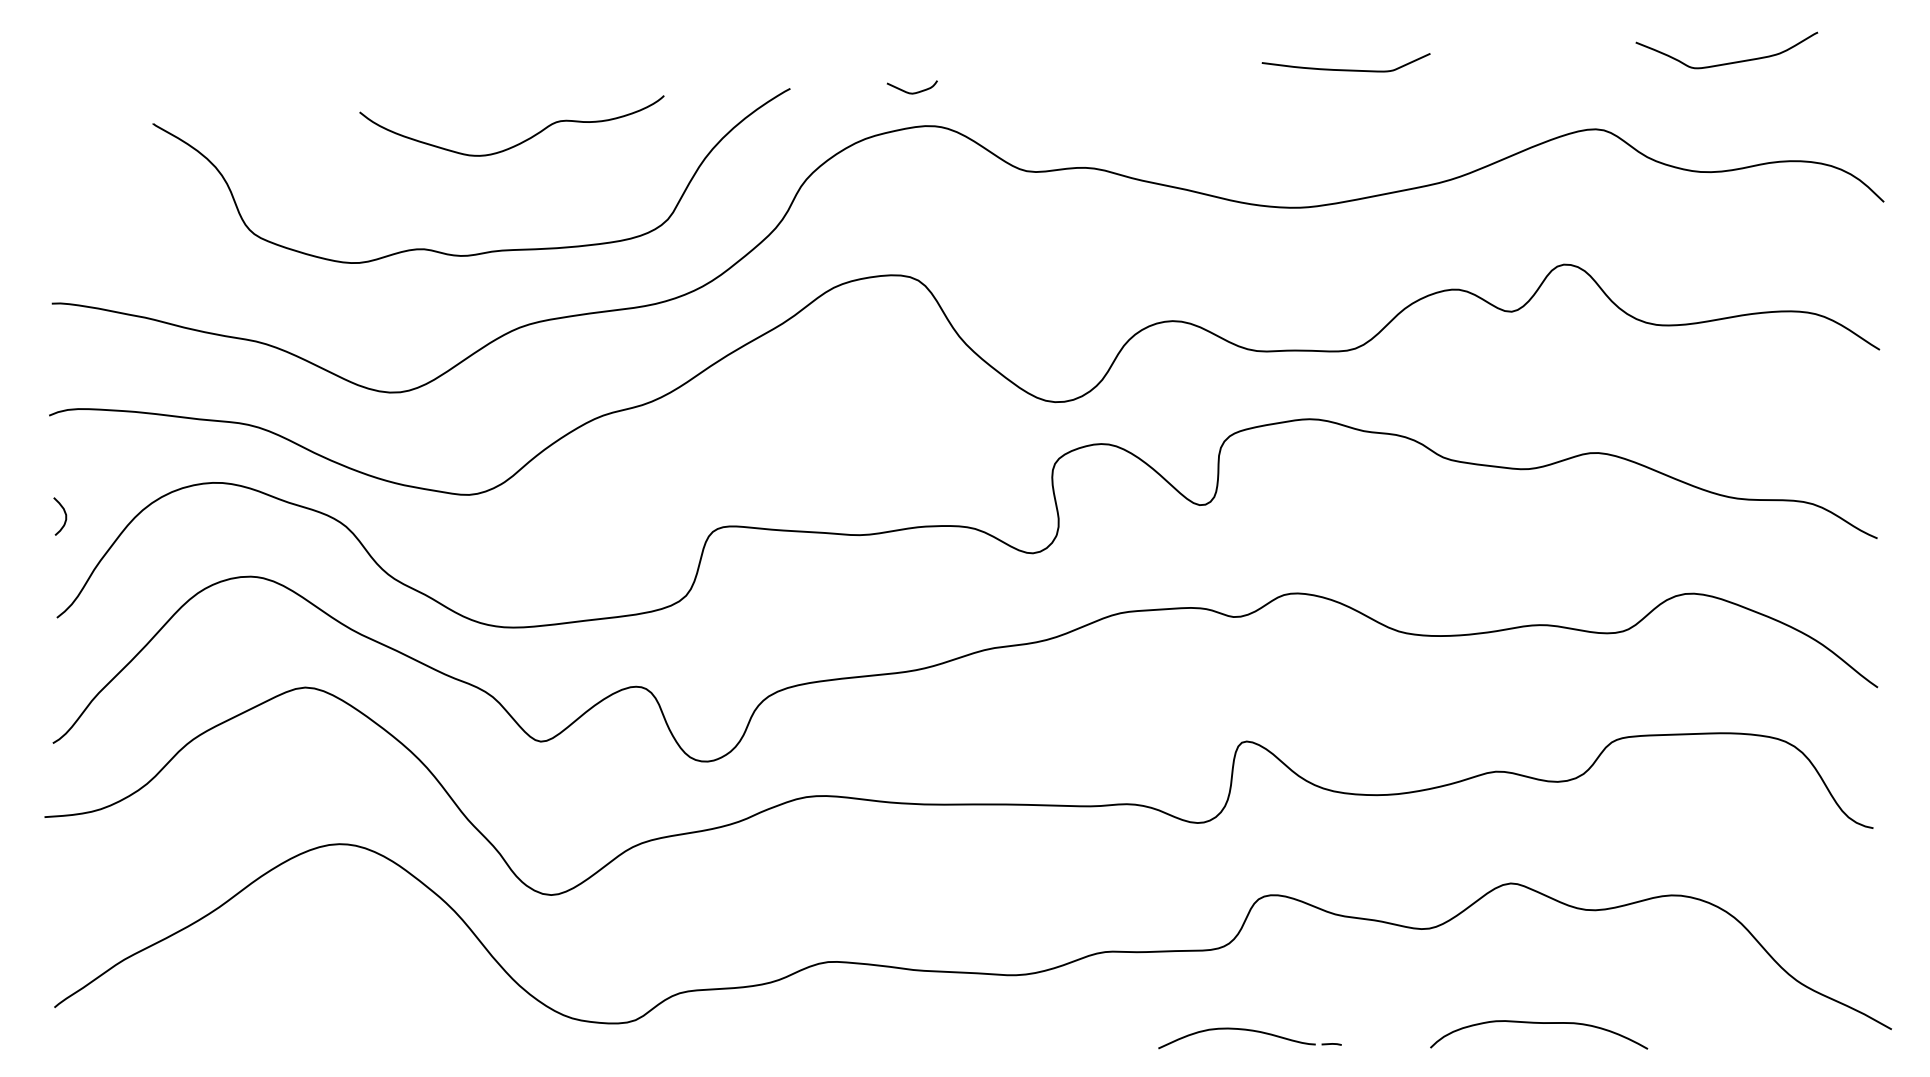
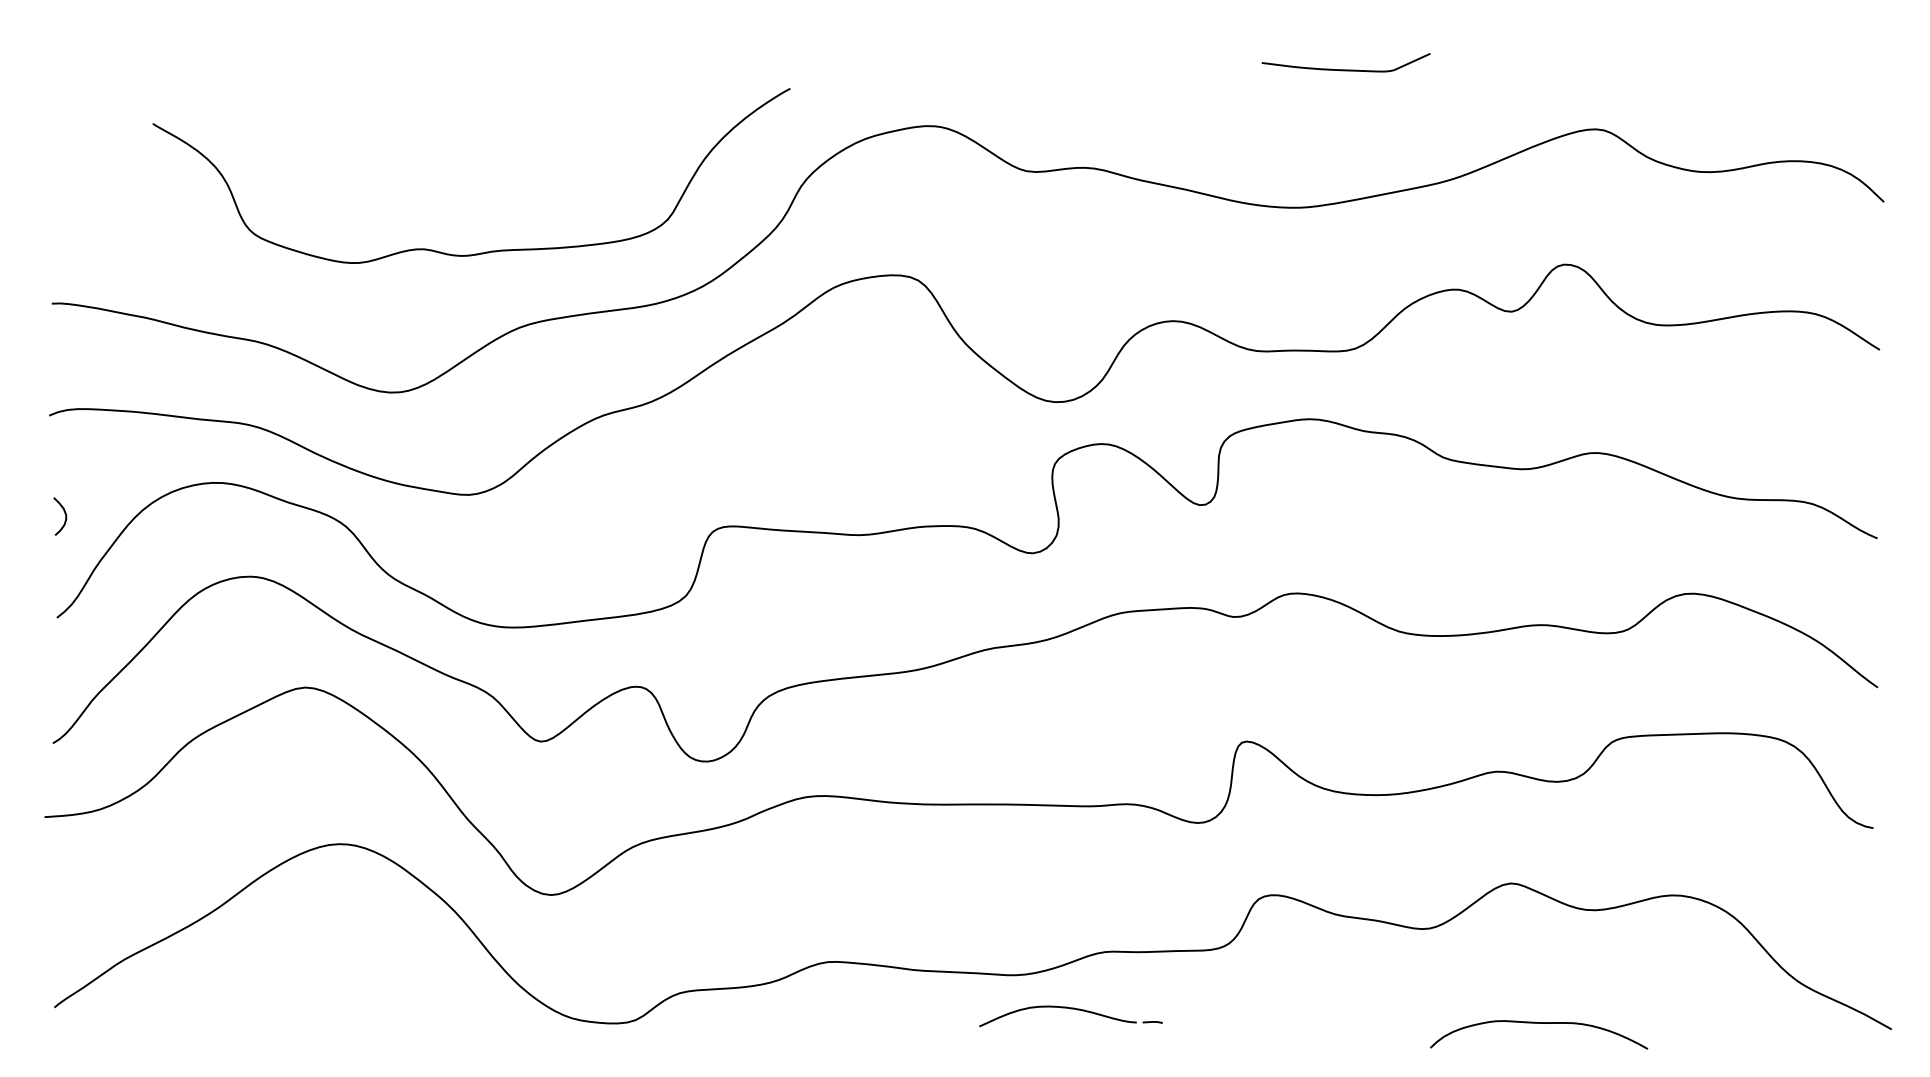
curve: present -> none (1728, 62)
curve: present -> none (911, 92)
curve: present -> none (521, 141)
part position: (1249, 1031) -> (1070, 1009) (1070, 1009)
